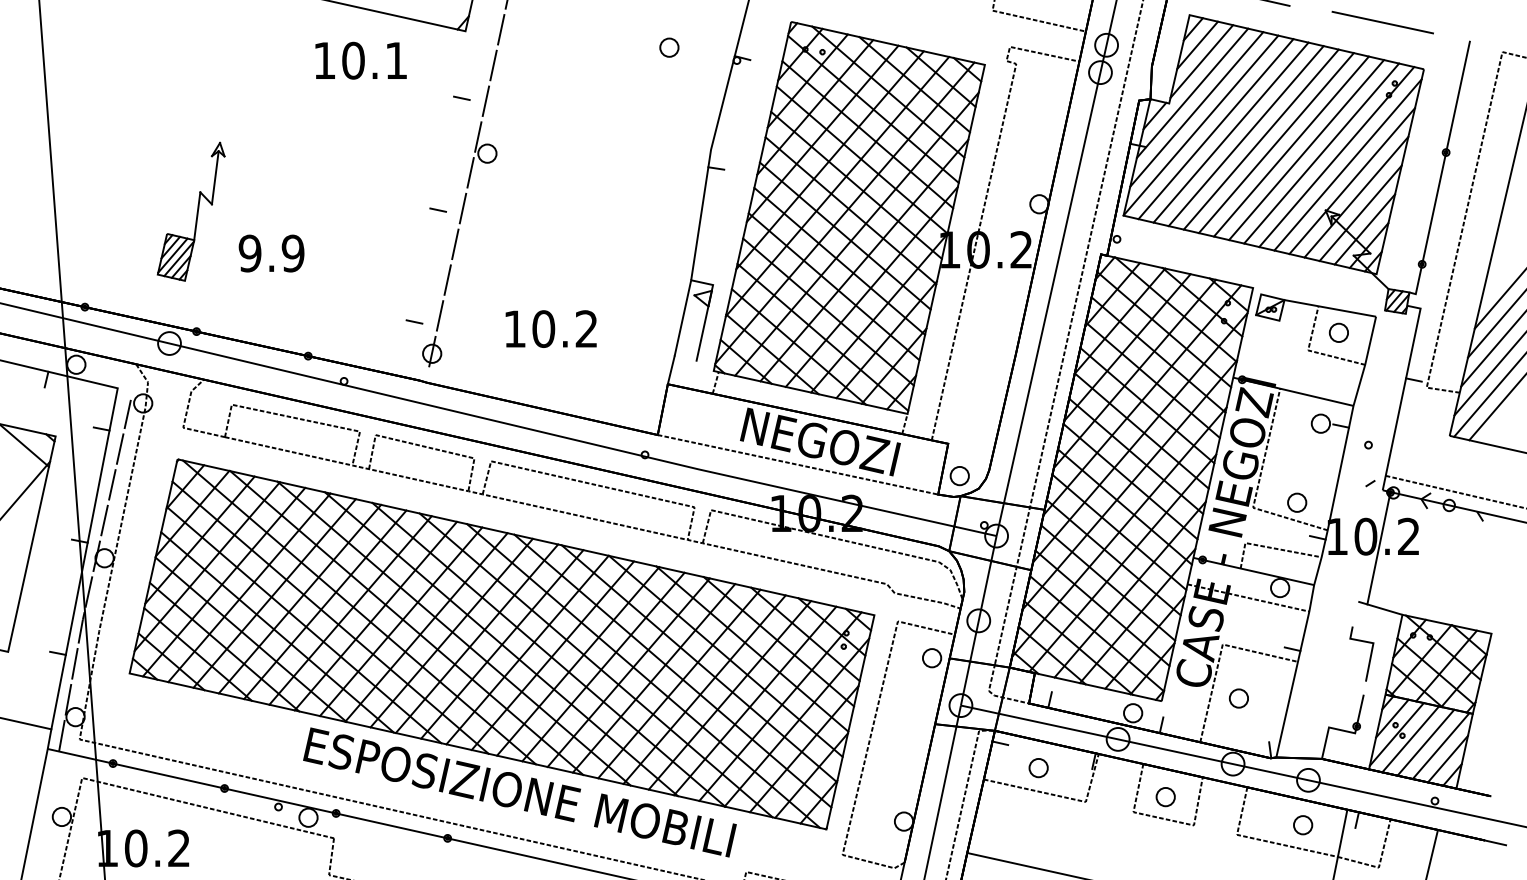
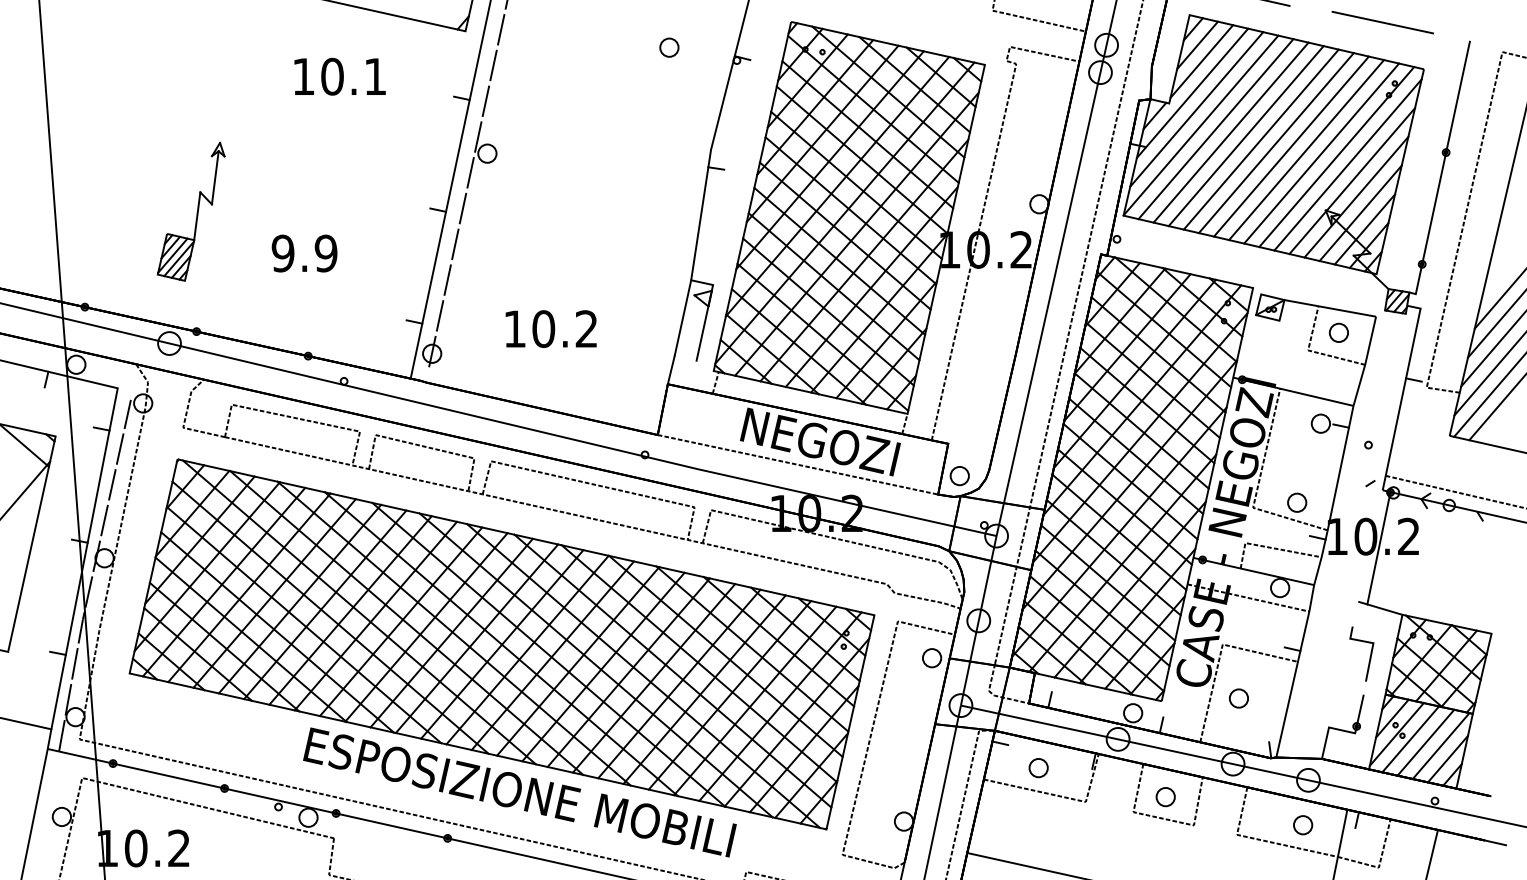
text position: (360, 60) -> (339, 76) (339, 76)
line: none -> present (450, 190)
text position: (271, 253) -> (304, 253) (304, 253)
